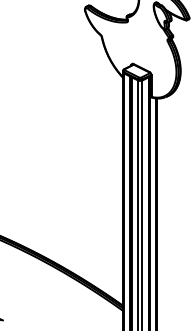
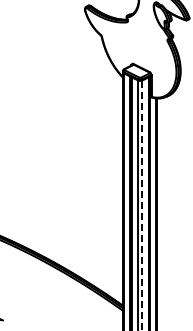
line: solid -> dashed (142, 205)
